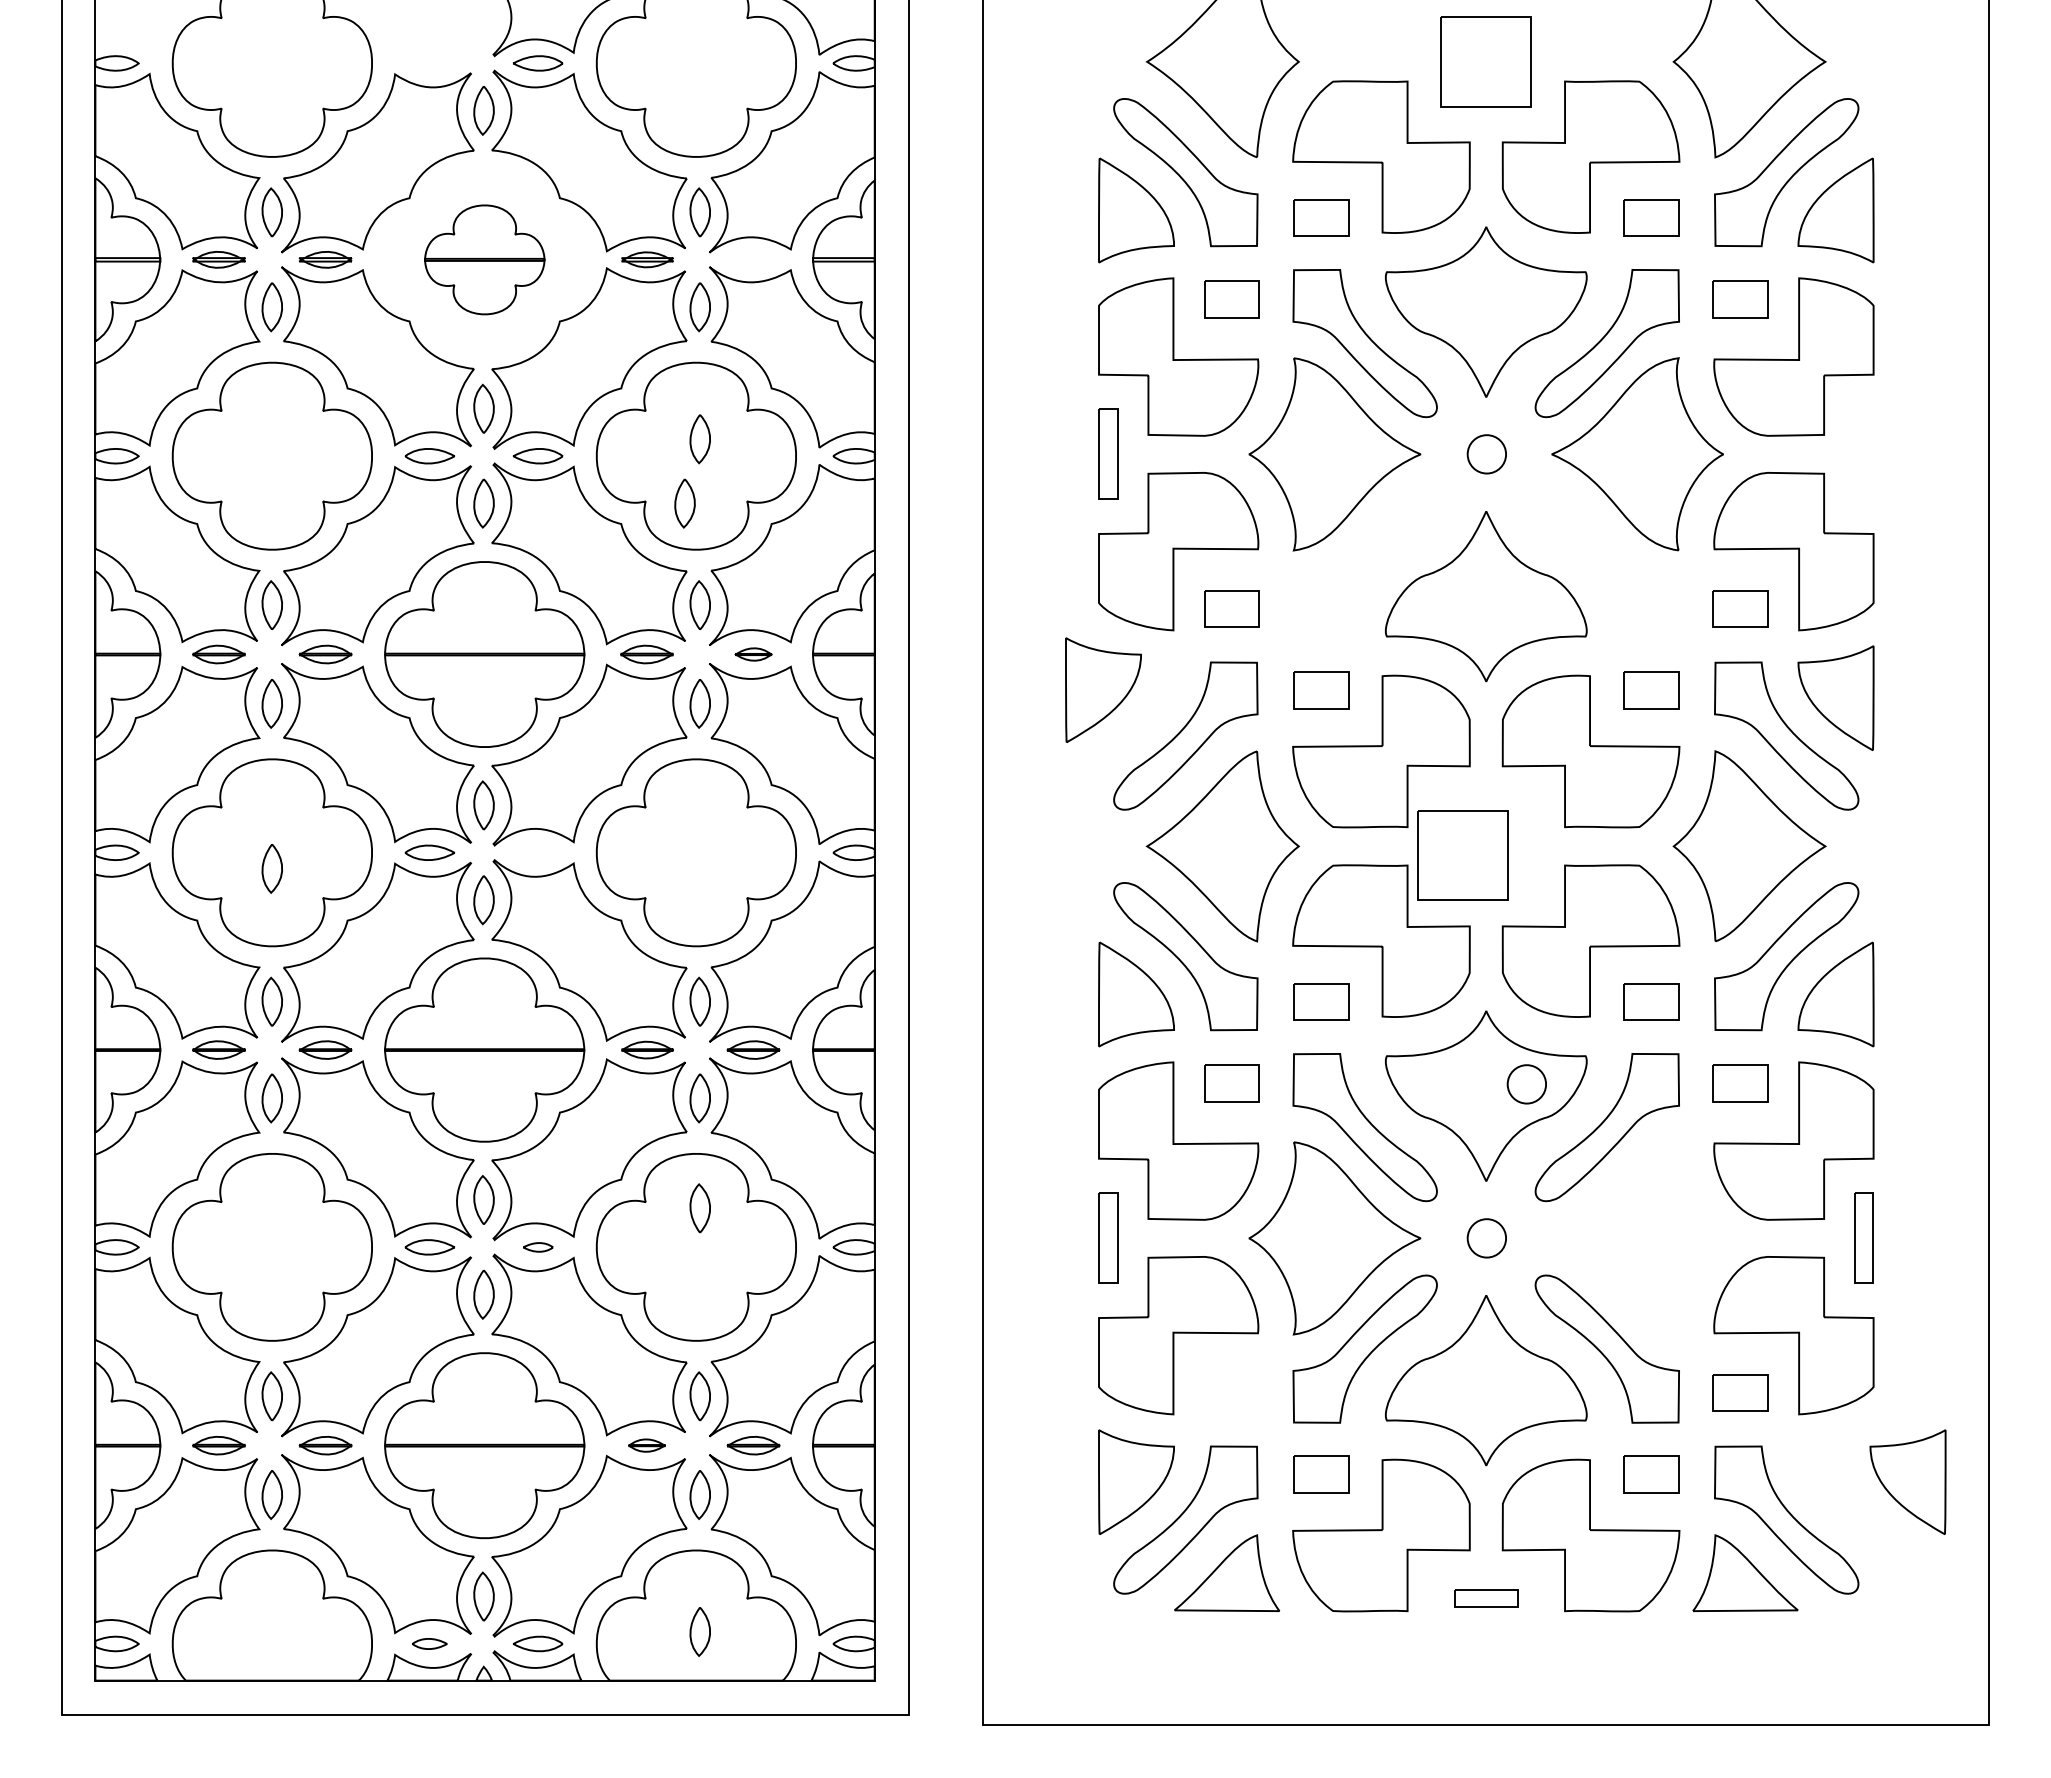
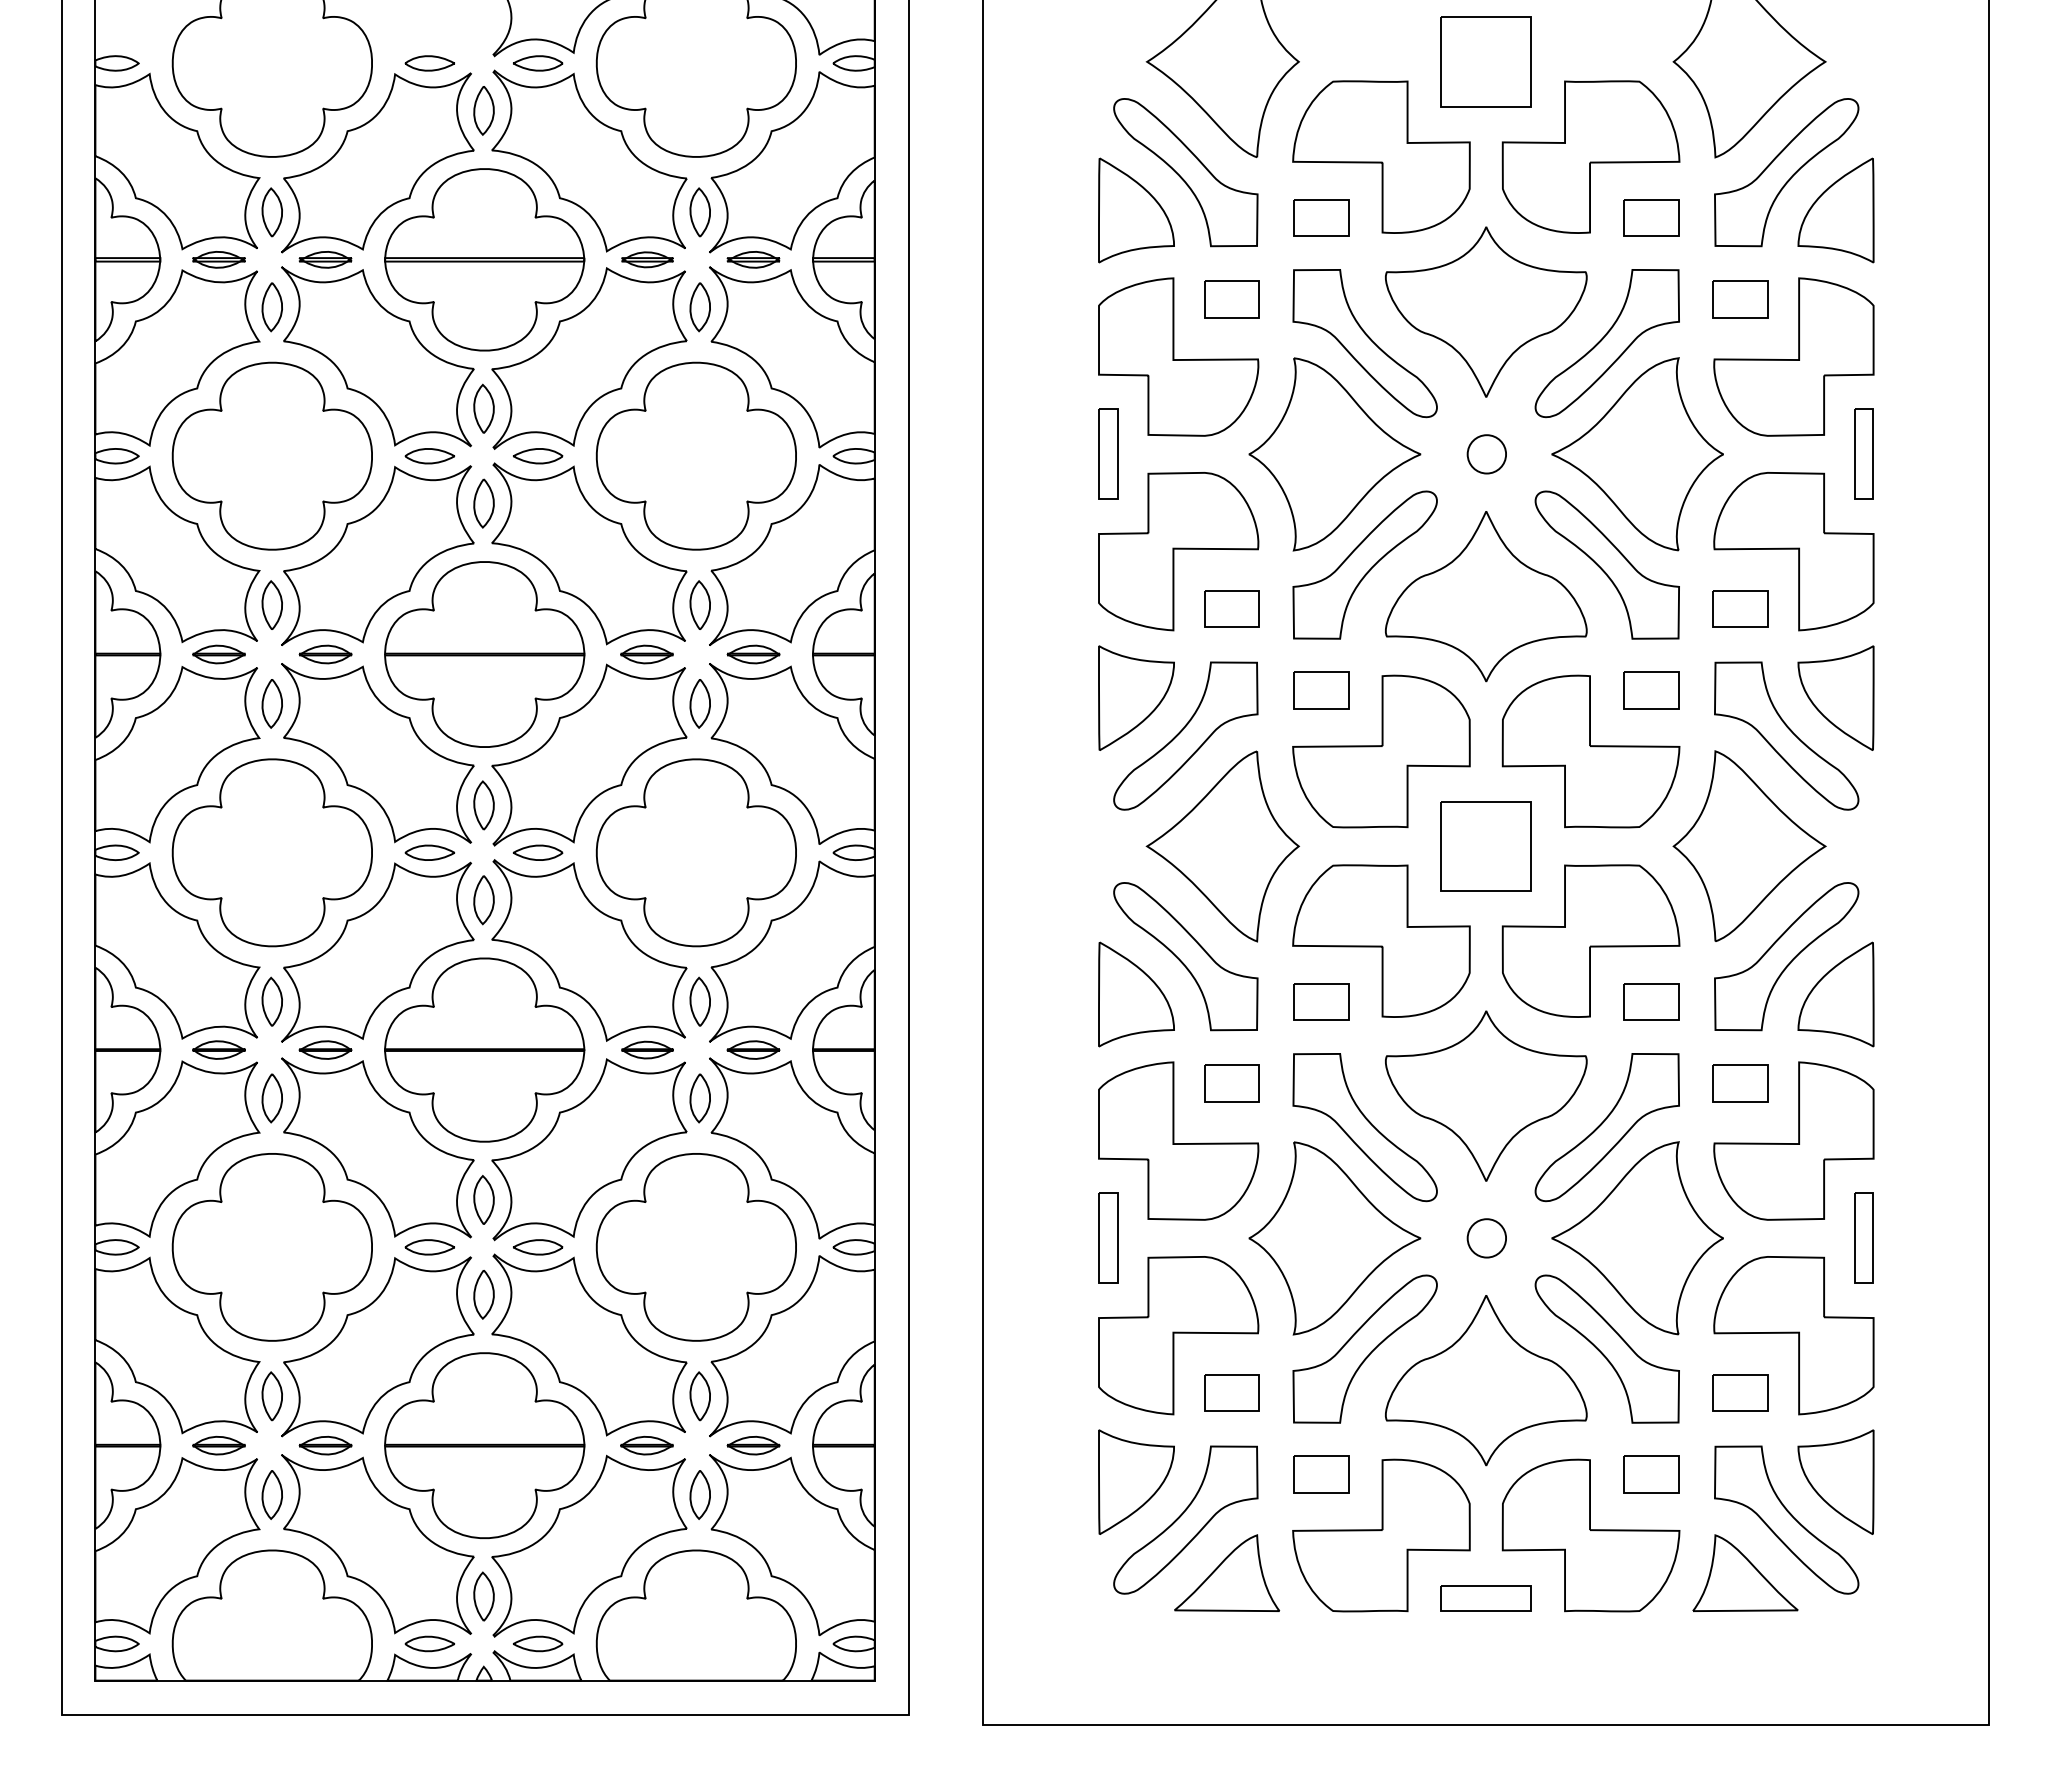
part: none -> present (429, 63)
part size: 122x112 px -> 202x184 px (484, 259)
part: none -> present (753, 259)
part: present -> none (699, 439)
part: none -> present (1863, 453)
part: present -> none (684, 503)
part: none -> present (1364, 564)
part: none -> present (1606, 564)
part size: 39x15 px -> 55x21 px (753, 654)
part position: (1103, 689) -> (1136, 697) (1136, 697)
part: none -> present (538, 852)
part position: (1462, 855) -> (1485, 846) (1485, 846)
part: present -> none (271, 868)
part: present -> none (1526, 1084)
part: present -> none (699, 1208)
part: none -> present (1637, 1238)
part size: 31x11 px -> 51x17 px (538, 1247)
part: none -> present (1231, 1392)
part size: 38x15 px -> 54x21 px (646, 1445)
part position: (1907, 1481) -> (1835, 1481) (1835, 1481)
part size: 65x19 px -> 92x27 px (1485, 1598)
part: present -> none (699, 1631)
part size: 36x12 px -> 51x18 px (429, 1643)
